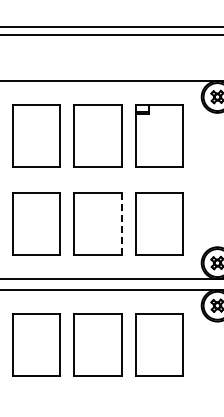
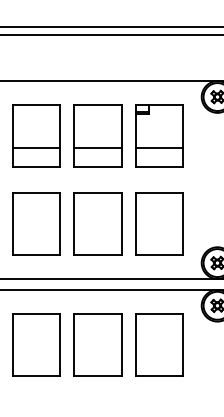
line: none -> present (36, 148)
line: none -> present (97, 148)
line: none -> present (159, 148)
line: dashed -> solid (121, 223)
